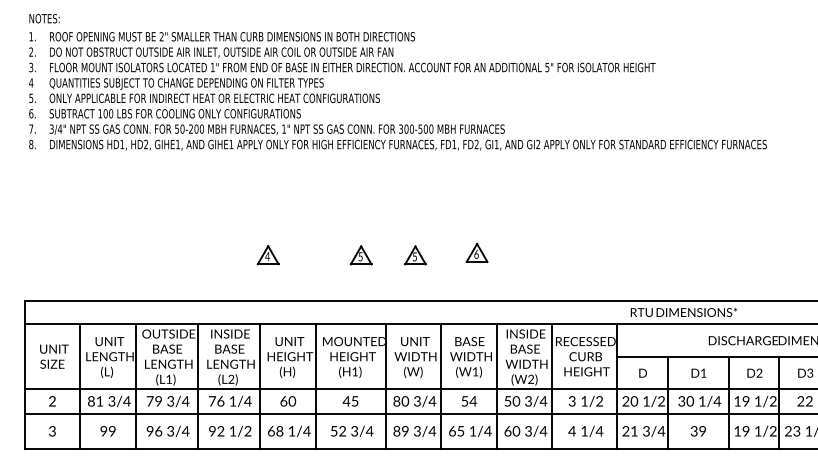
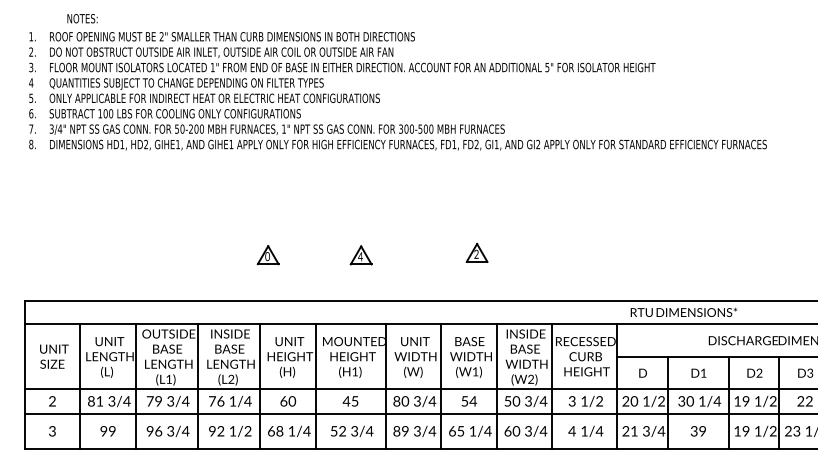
text position: (44, 18) -> (82, 18) (82, 18)
text: 6 -> 2 (476, 253)
part: present -> none (415, 255)
text: 4 -> 0 (267, 256)
text: 5 -> 4 (360, 256)
